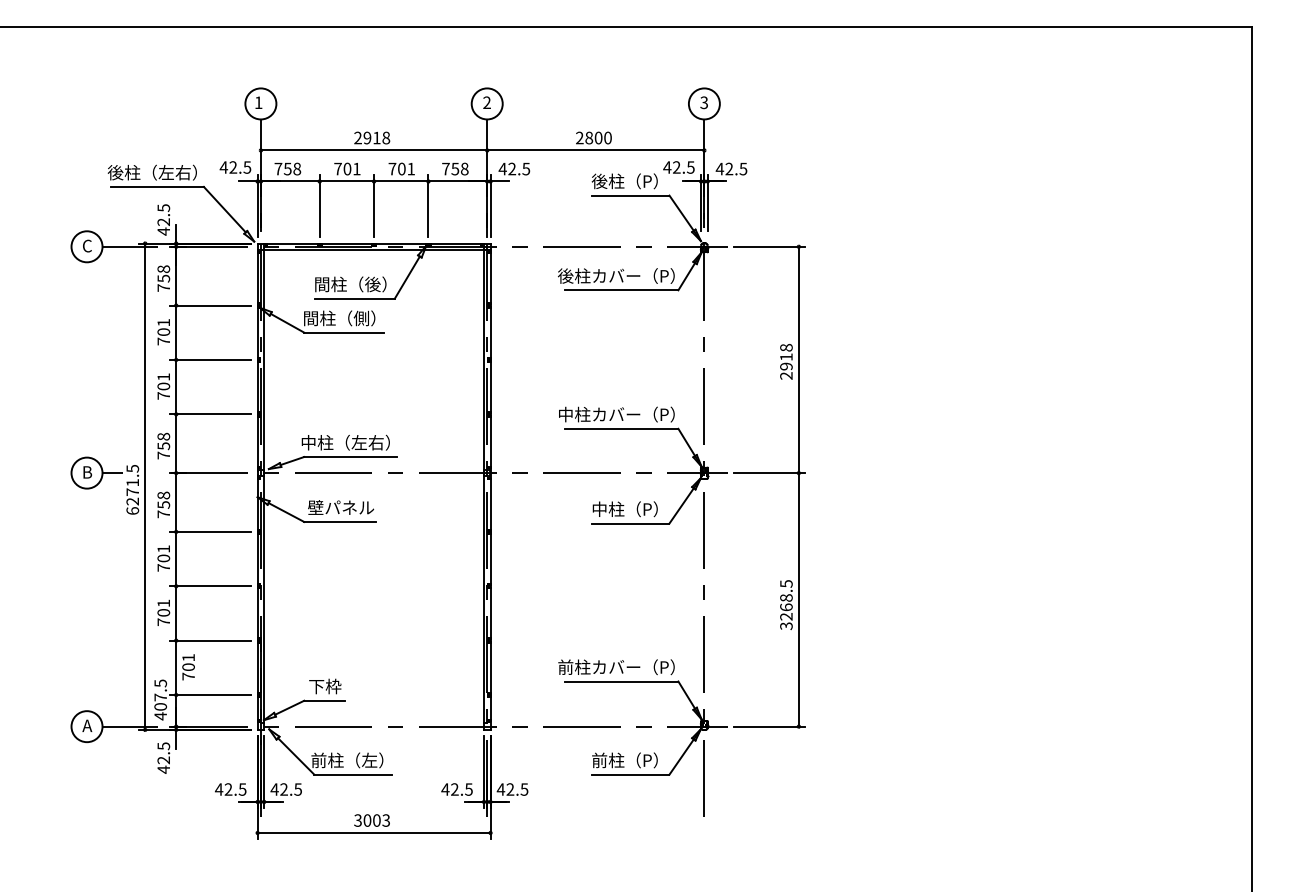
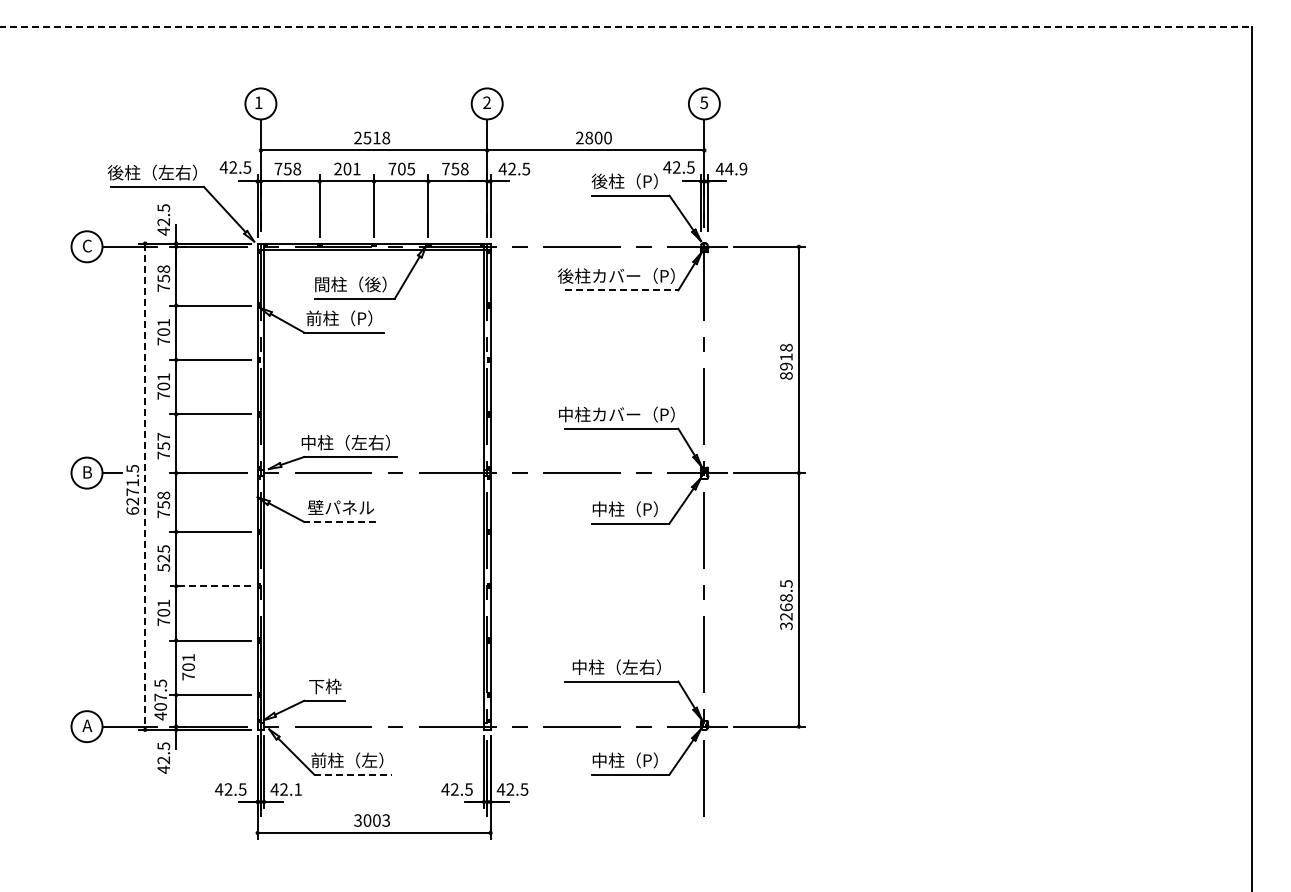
line: solid -> dashed (626, 26)
text: 3 -> 5 (704, 102)
text: 2918 -> 2518 (367, 137)
text: 701 -> 201 (337, 168)
text: 701 -> 705 (410, 168)
text: 42.5 -> 44.9 (736, 168)
line: solid -> dashed (622, 290)
text: 間柱（側） -> 前柱（P） (339, 318)
text: 2918 -> 8918 (786, 375)
text: 758 -> 757 (163, 436)
line: solid -> dashed (145, 487)
line: solid -> dashed (339, 521)
text: 701 -> 525 (163, 558)
line: solid -> dashed (210, 586)
text: 前柱カバー（P） -> 中柱（左右） (616, 667)
text: 前柱（P） -> 中柱（P） (599, 760)
line: solid -> dashed (353, 774)
text: 42.5 -> 42.1 (297, 789)
